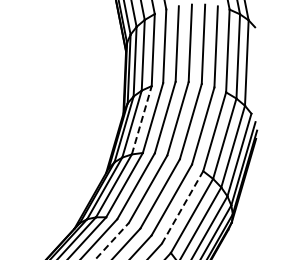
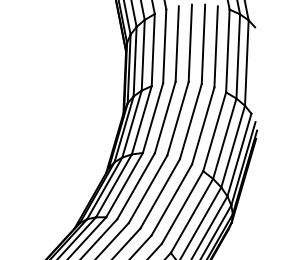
line: dashed -> solid (141, 120)
line: dashed -> solid (182, 207)
line: dashed -> solid (112, 241)
